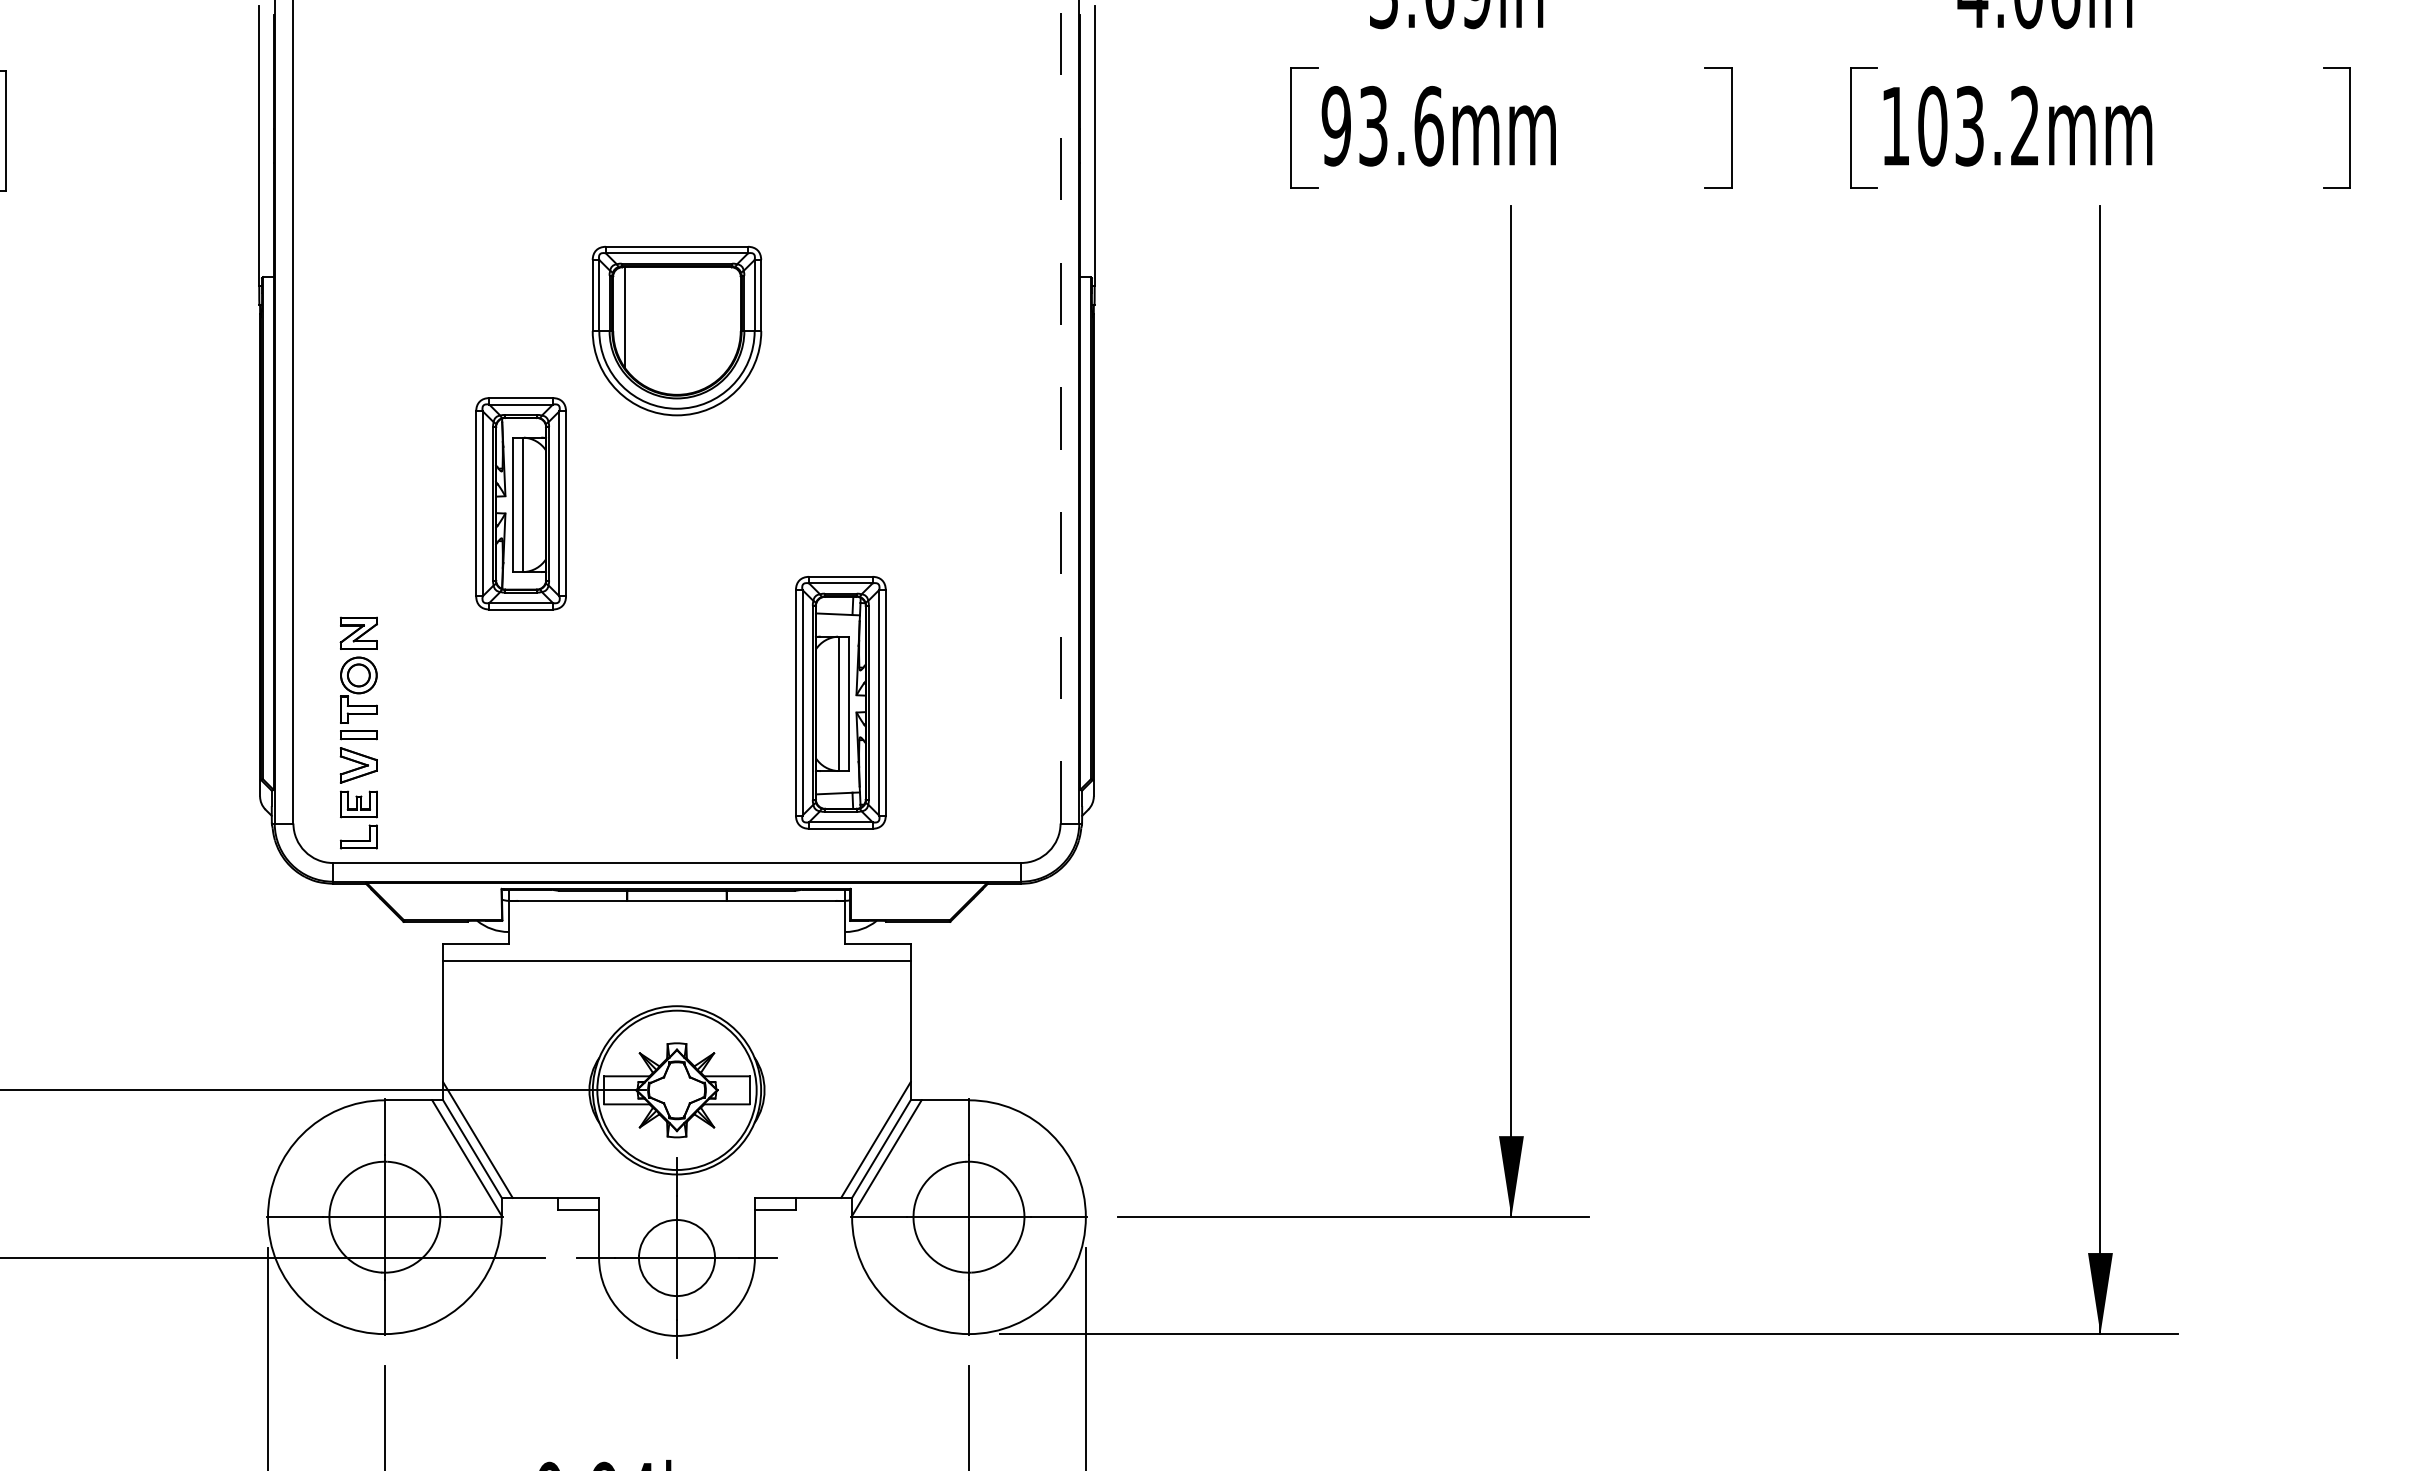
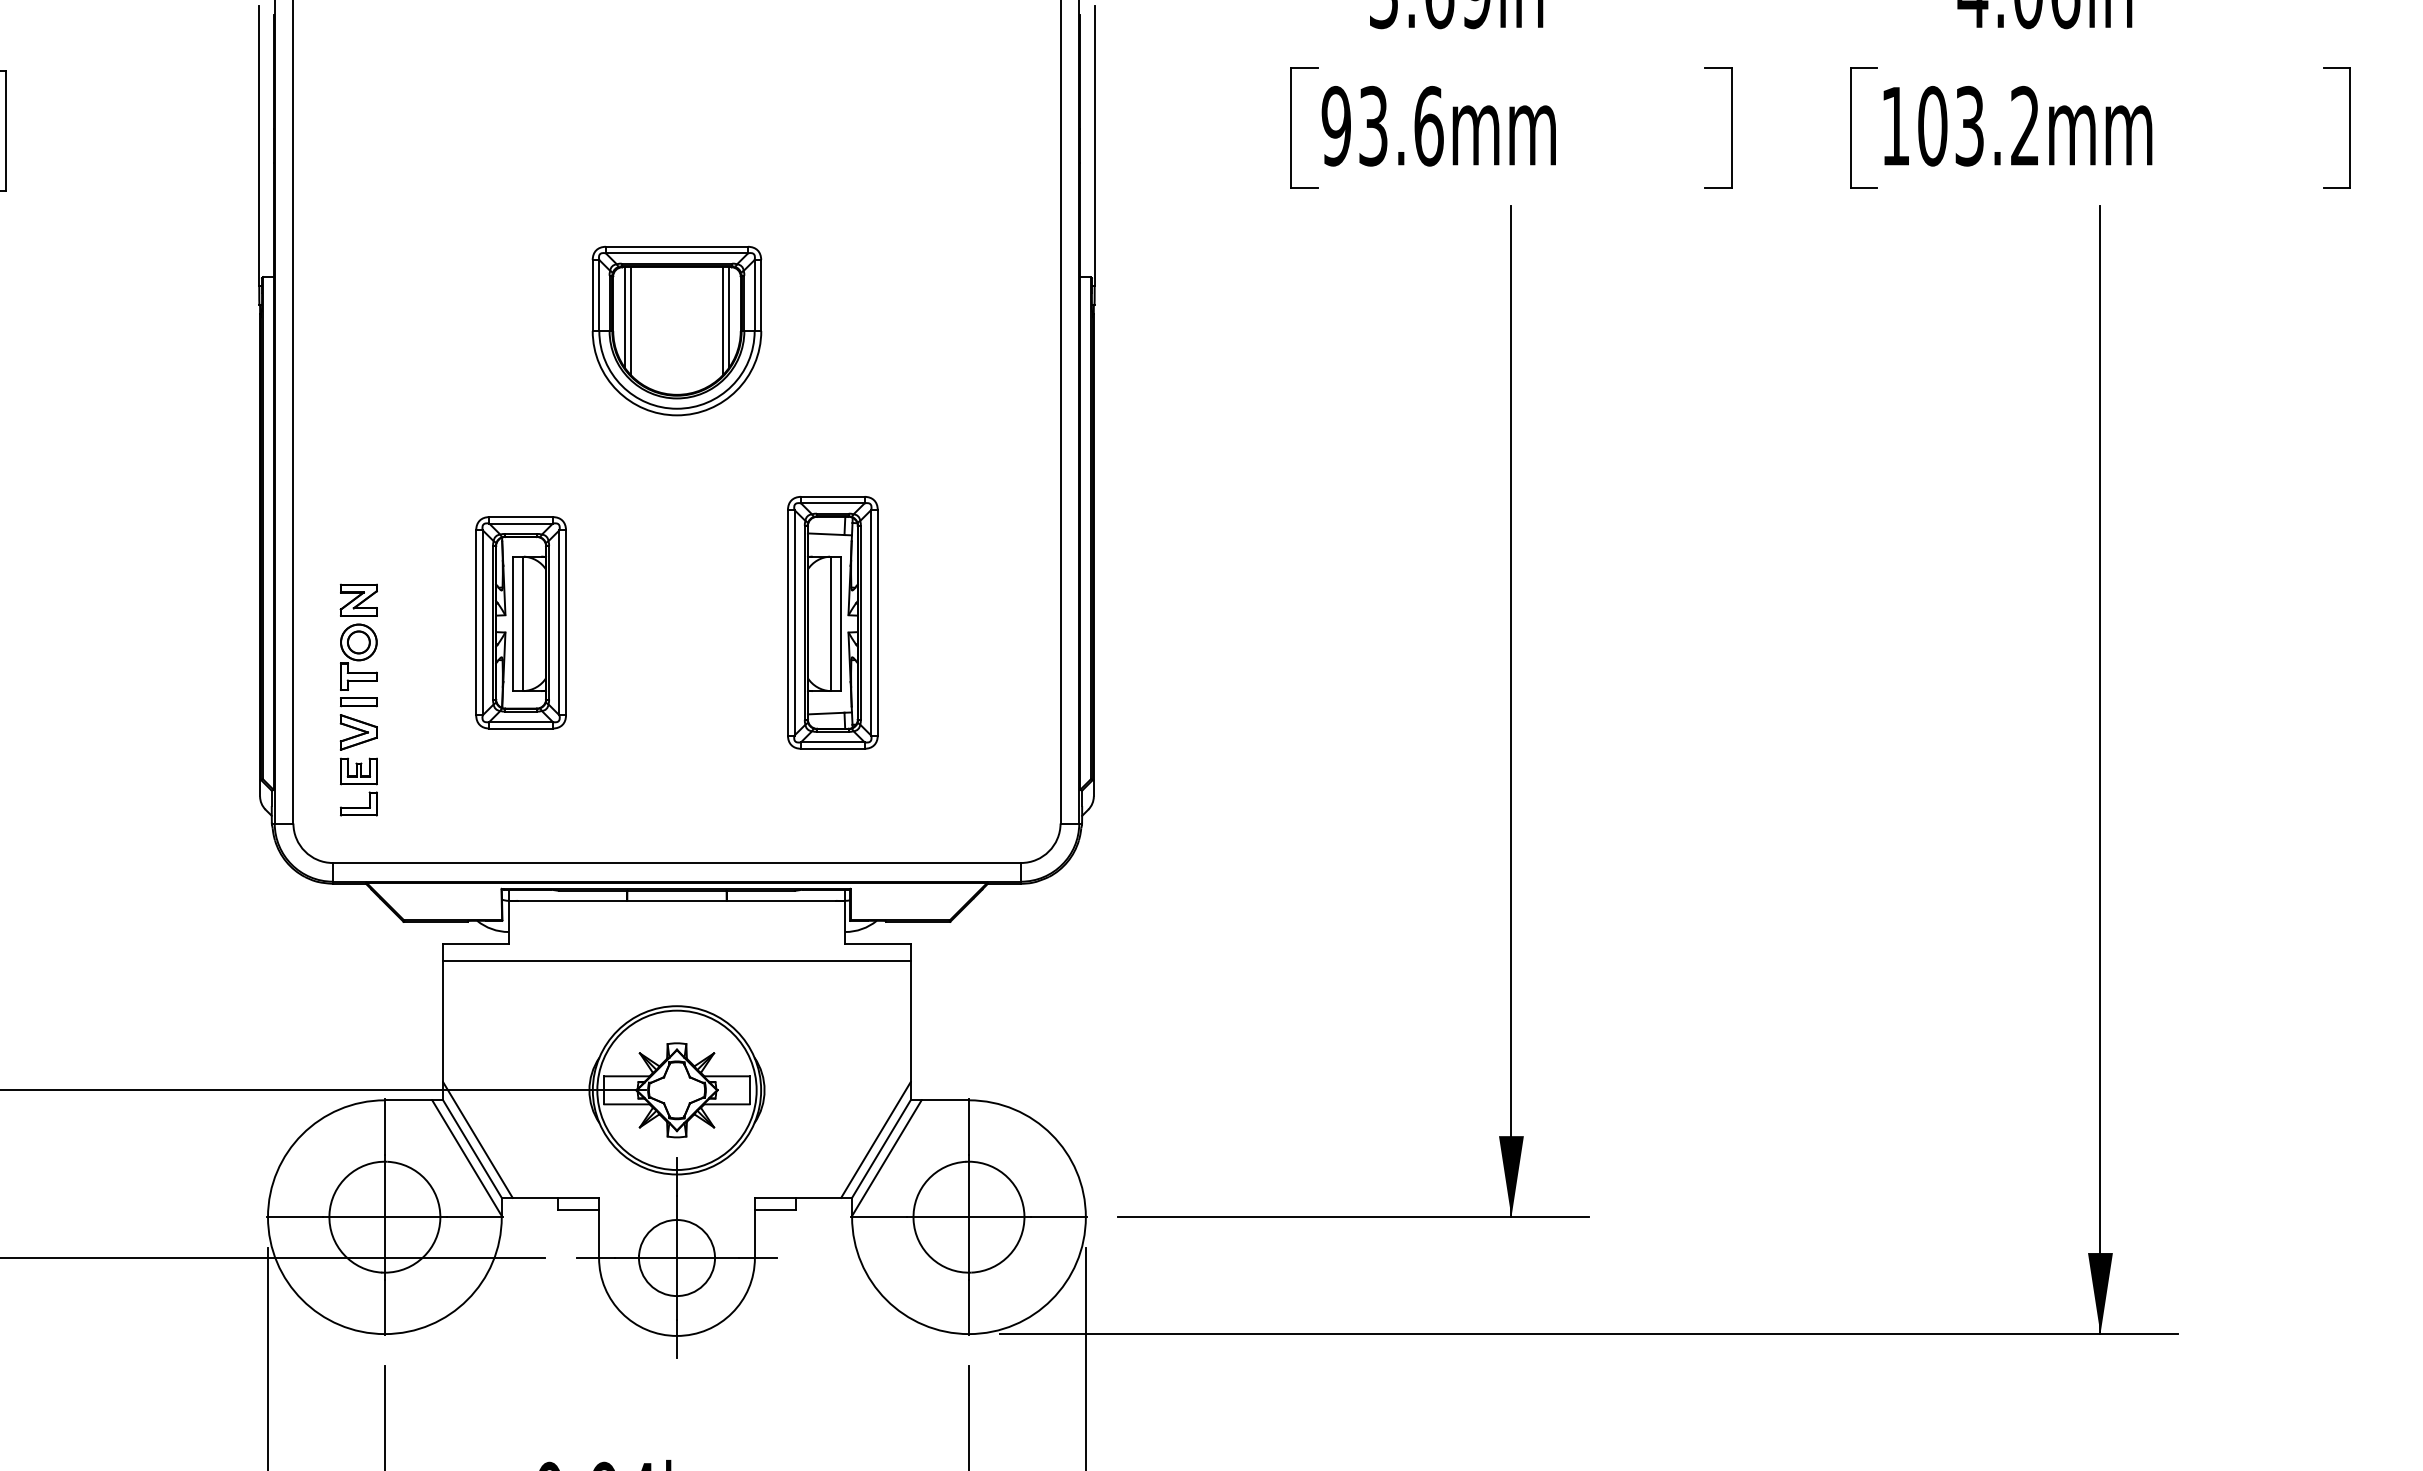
line: none -> present (728, 317)
line: none -> present (631, 321)
line: none -> present (722, 321)
line: dashed -> solid (1060, 411)
part position: (520, 503) -> (520, 622) (520, 622)
part position: (840, 702) -> (832, 622) (832, 622)
part position: (358, 732) -> (358, 699) (358, 699)
